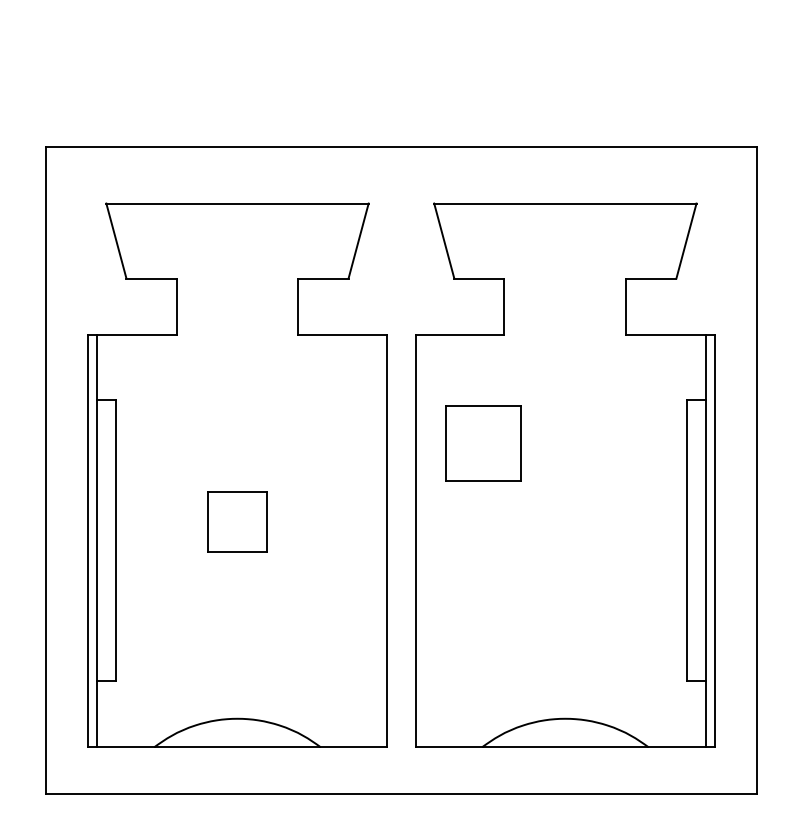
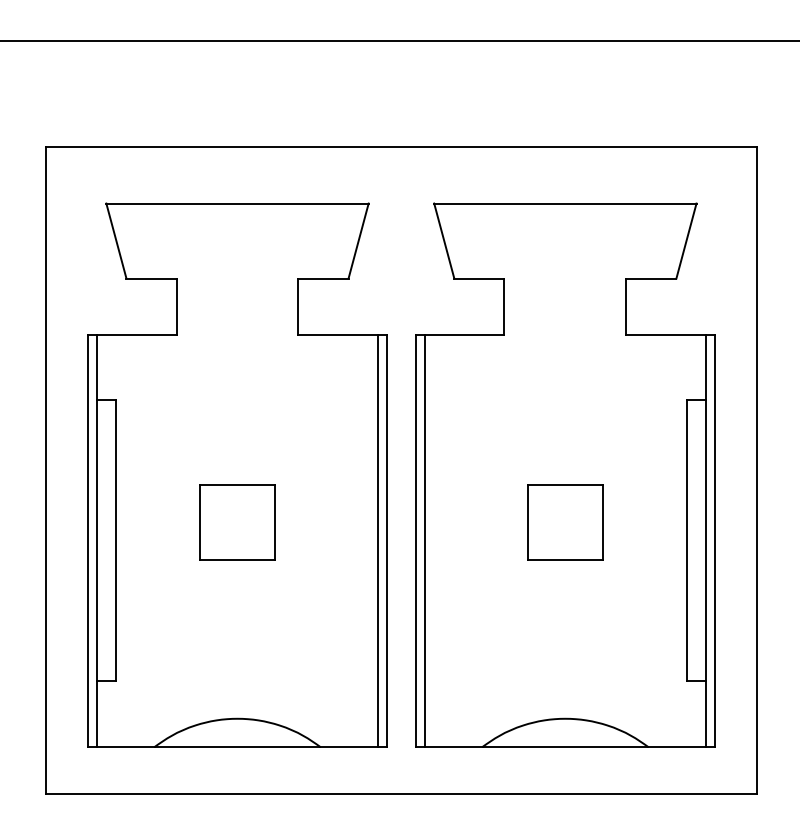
line: none -> present (399, 41)
part position: (483, 443) -> (565, 522) (565, 522)
part size: 61x62 px -> 77x77 px (237, 522)
line: none -> present (378, 540)
line: none -> present (424, 540)
